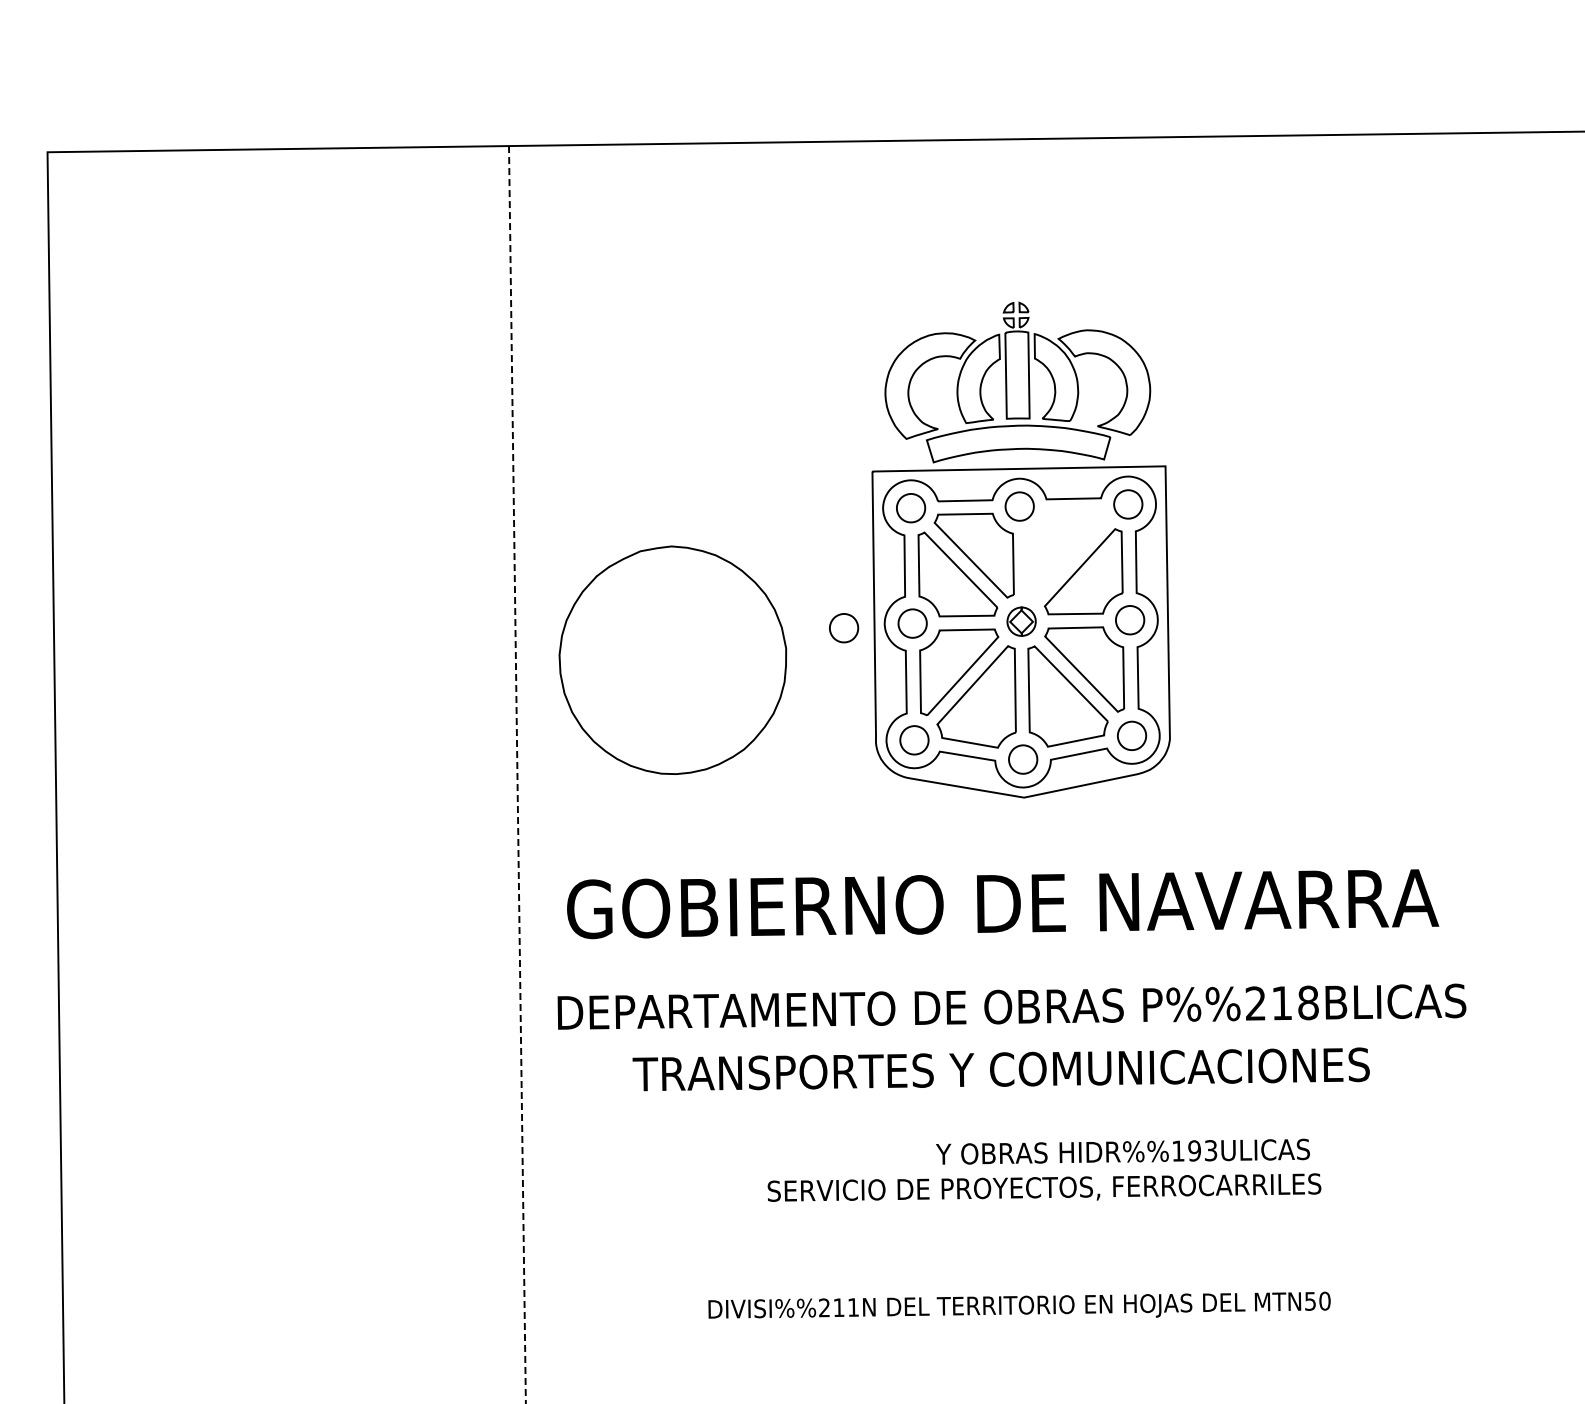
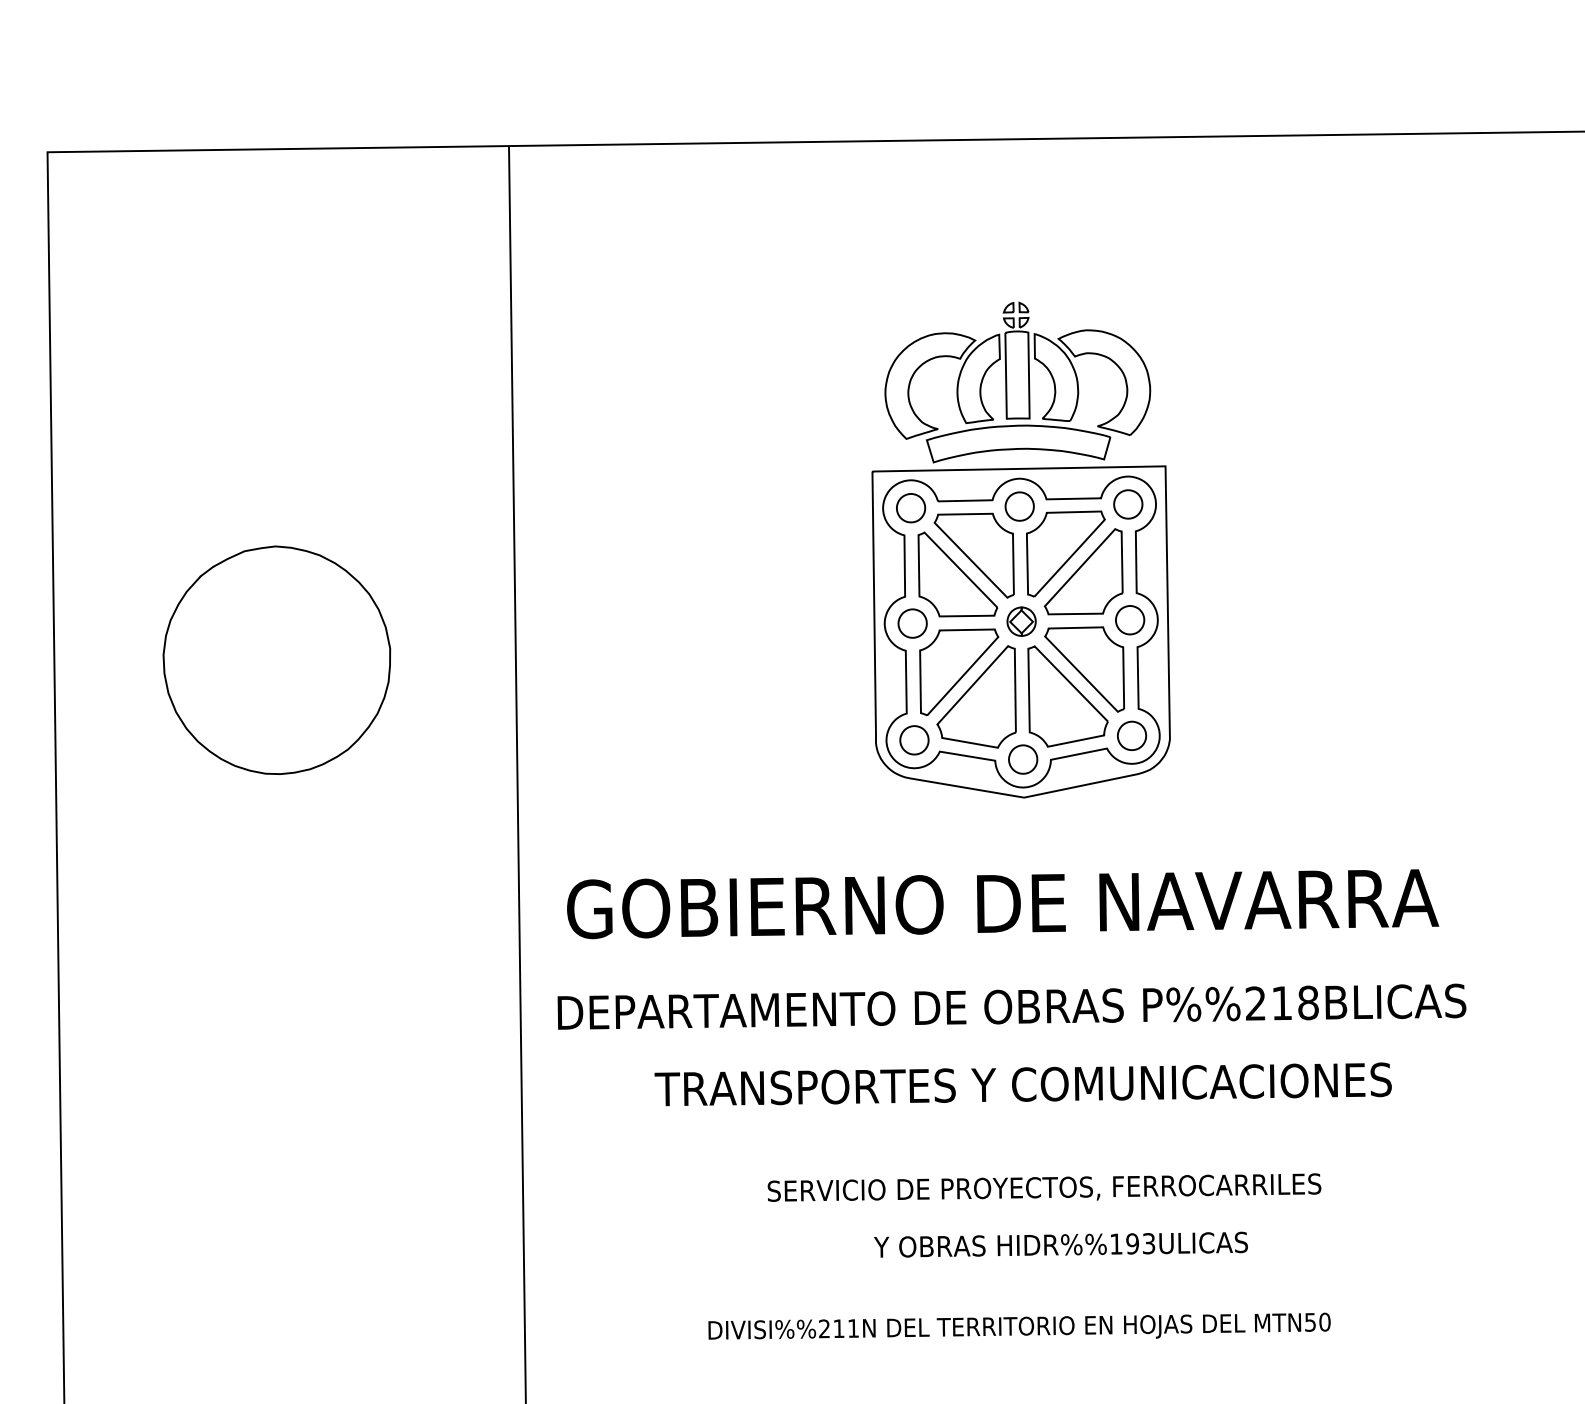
part: none -> present (1065, 553)
part: present -> none (844, 628)
part position: (672, 659) -> (276, 659) (276, 659)
line: dashed -> solid (517, 775)
text position: (1000, 1069) -> (1022, 1084) (1022, 1084)
text position: (1122, 1151) -> (1060, 1244) (1060, 1244)
text position: (1019, 1304) -> (1019, 1325) (1019, 1325)
